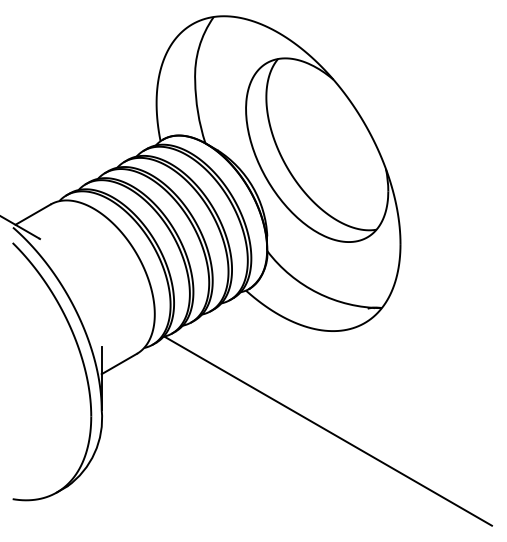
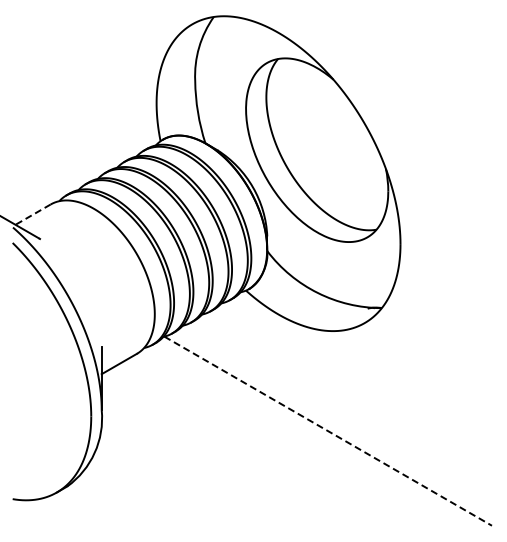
line: solid -> dashed (32, 214)
line: solid -> dashed (328, 431)
